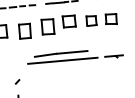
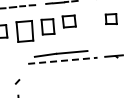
part: present -> none (91, 20)
part size: 14x18 px -> 20x23 px (24, 31)
line: solid -> dashed (62, 60)
